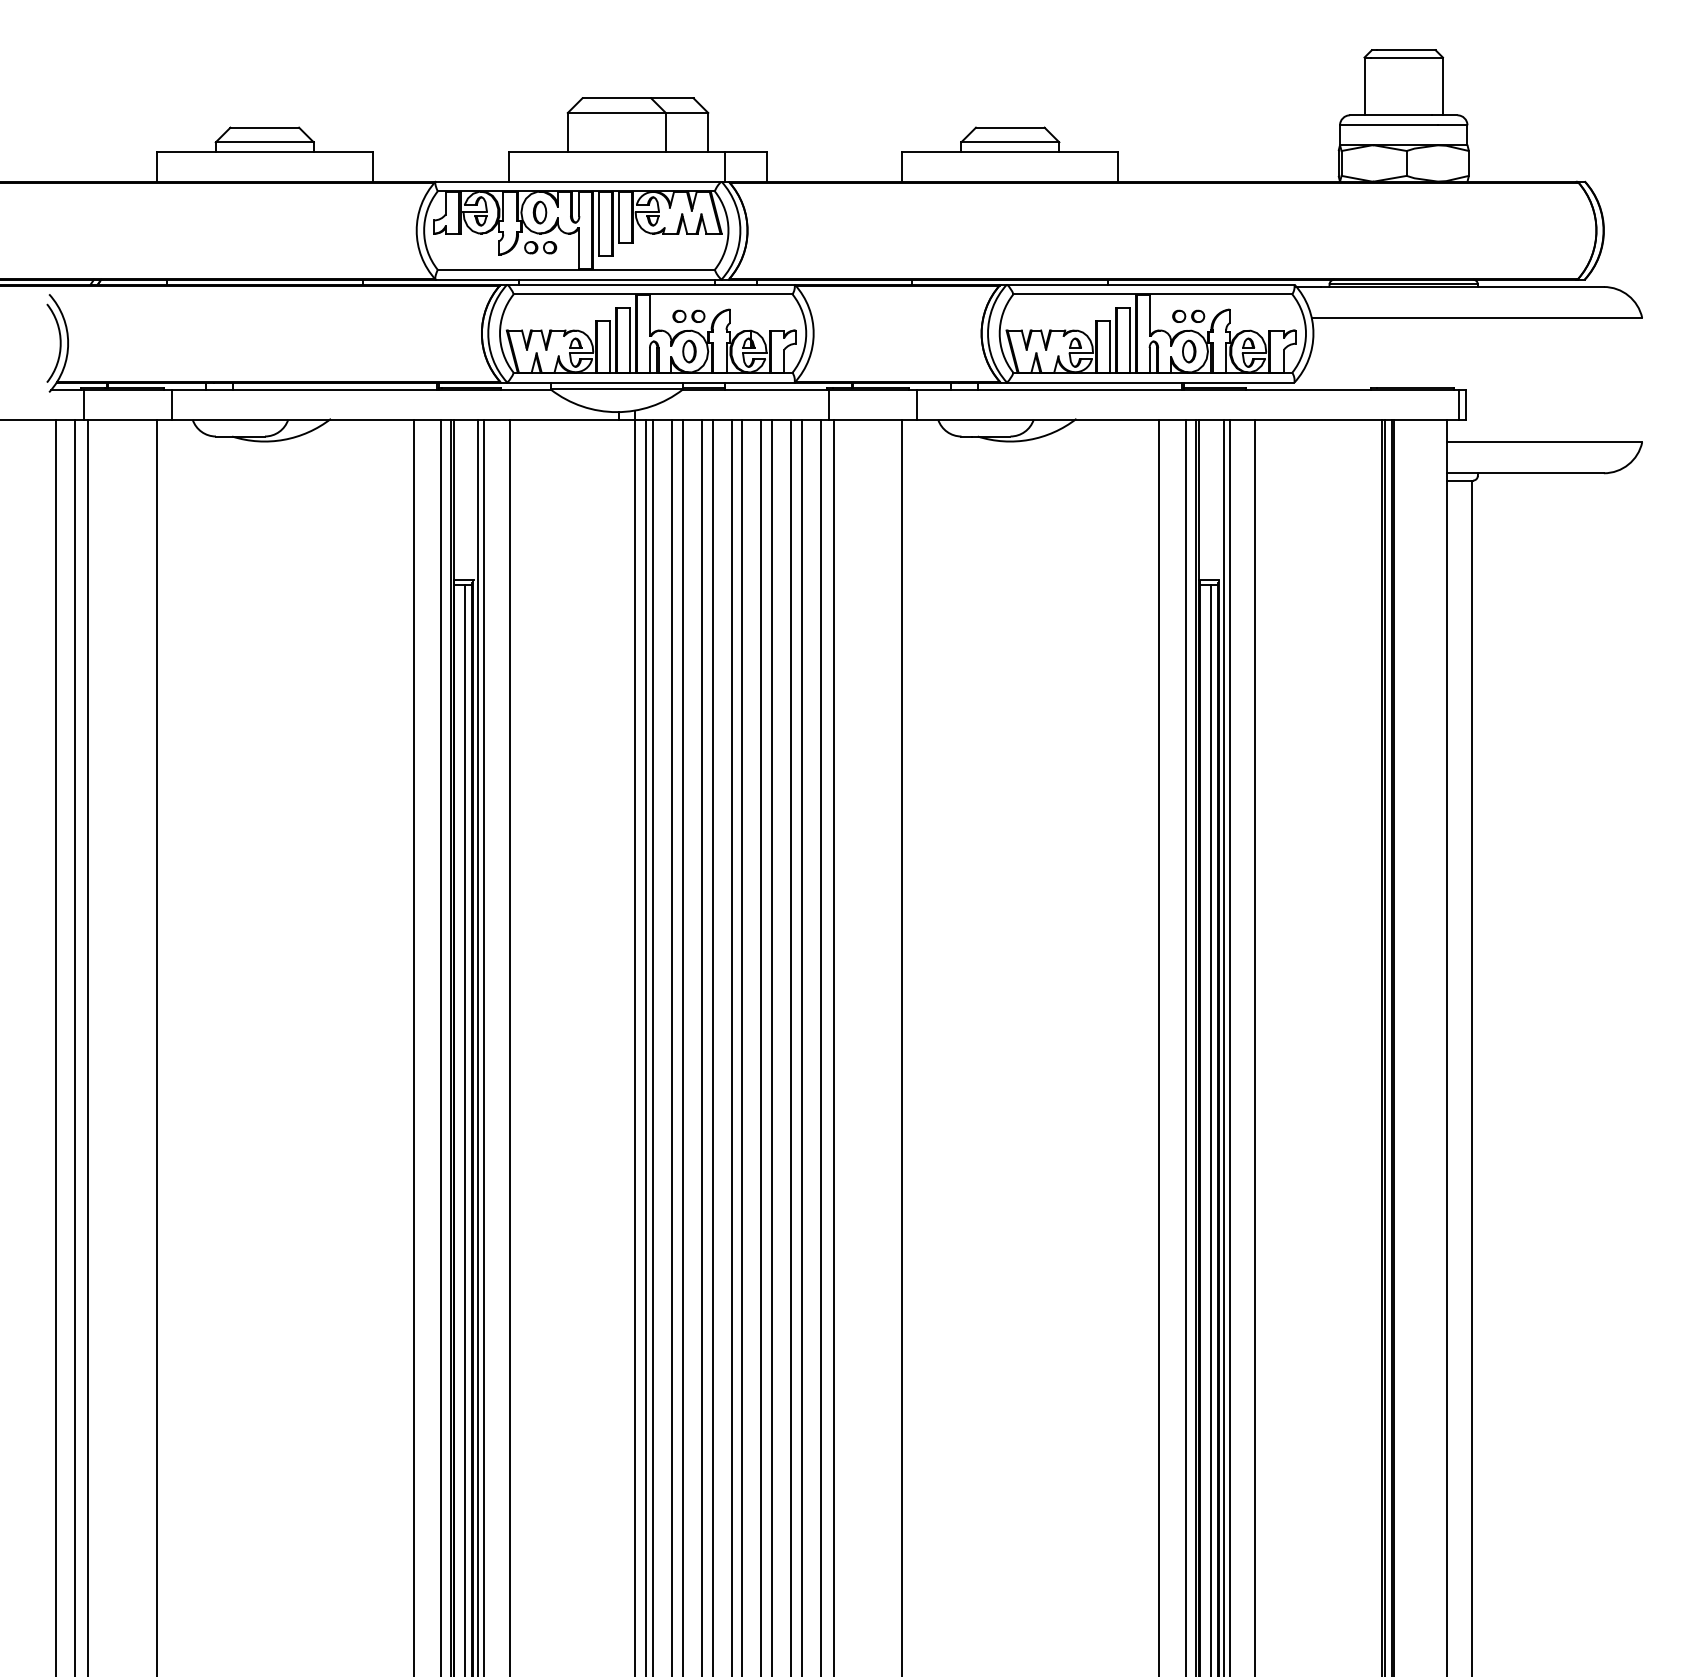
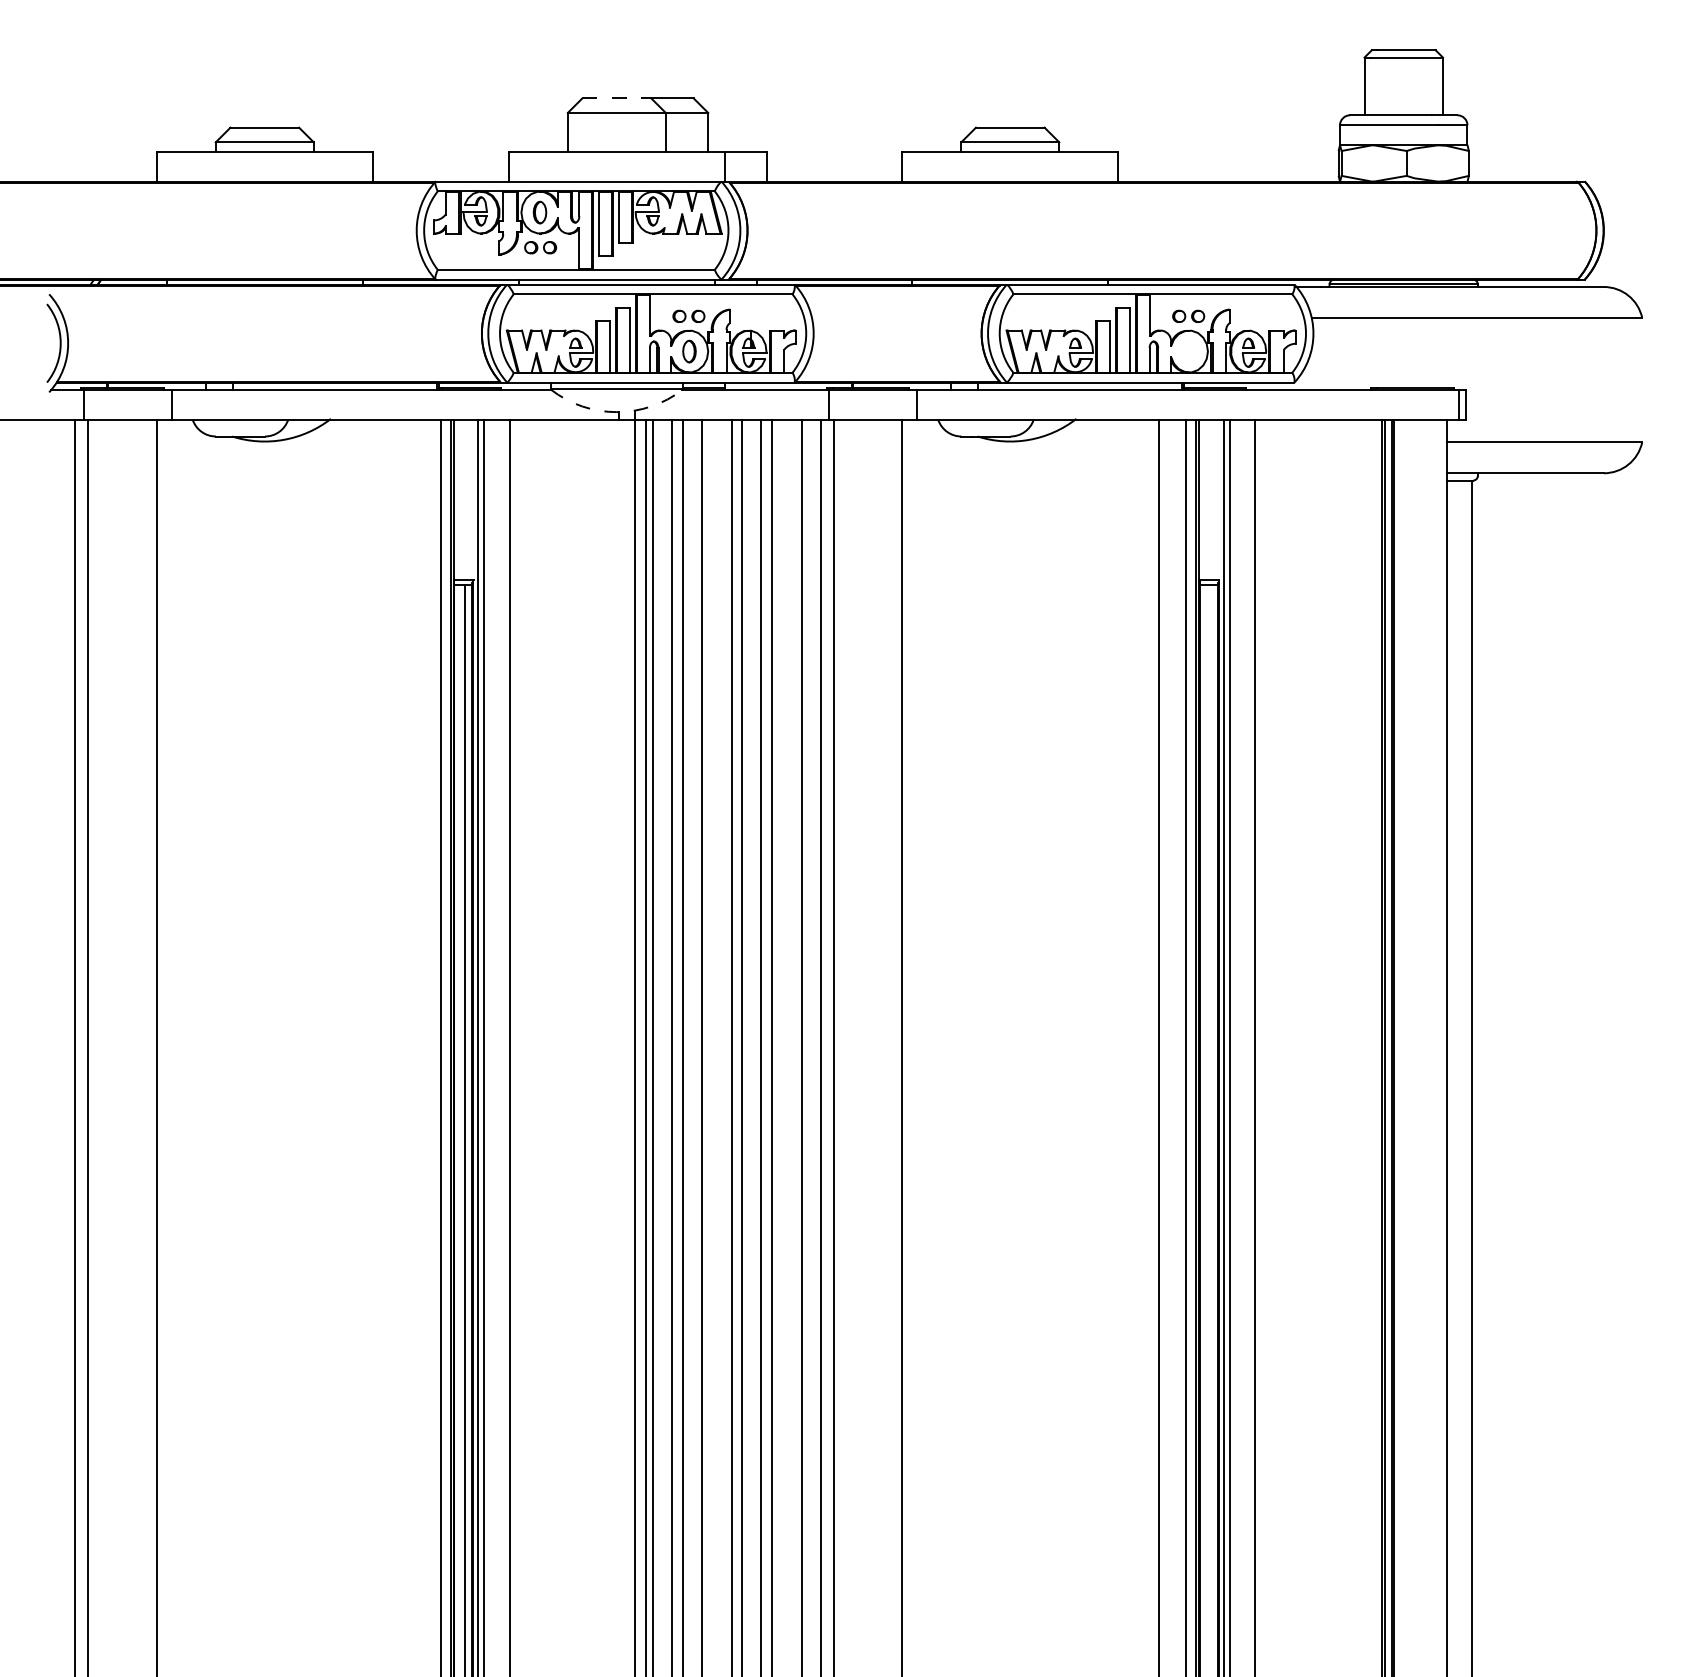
line: solid -> dashed (617, 98)
part: present -> none (1189, 351)
arc: solid -> dashed (616, 412)
line: present -> none (56, 1046)
line: present -> none (413, 1046)
line: present -> none (712, 1046)
line: present -> none (790, 1046)
line: present -> none (1210, 1128)
